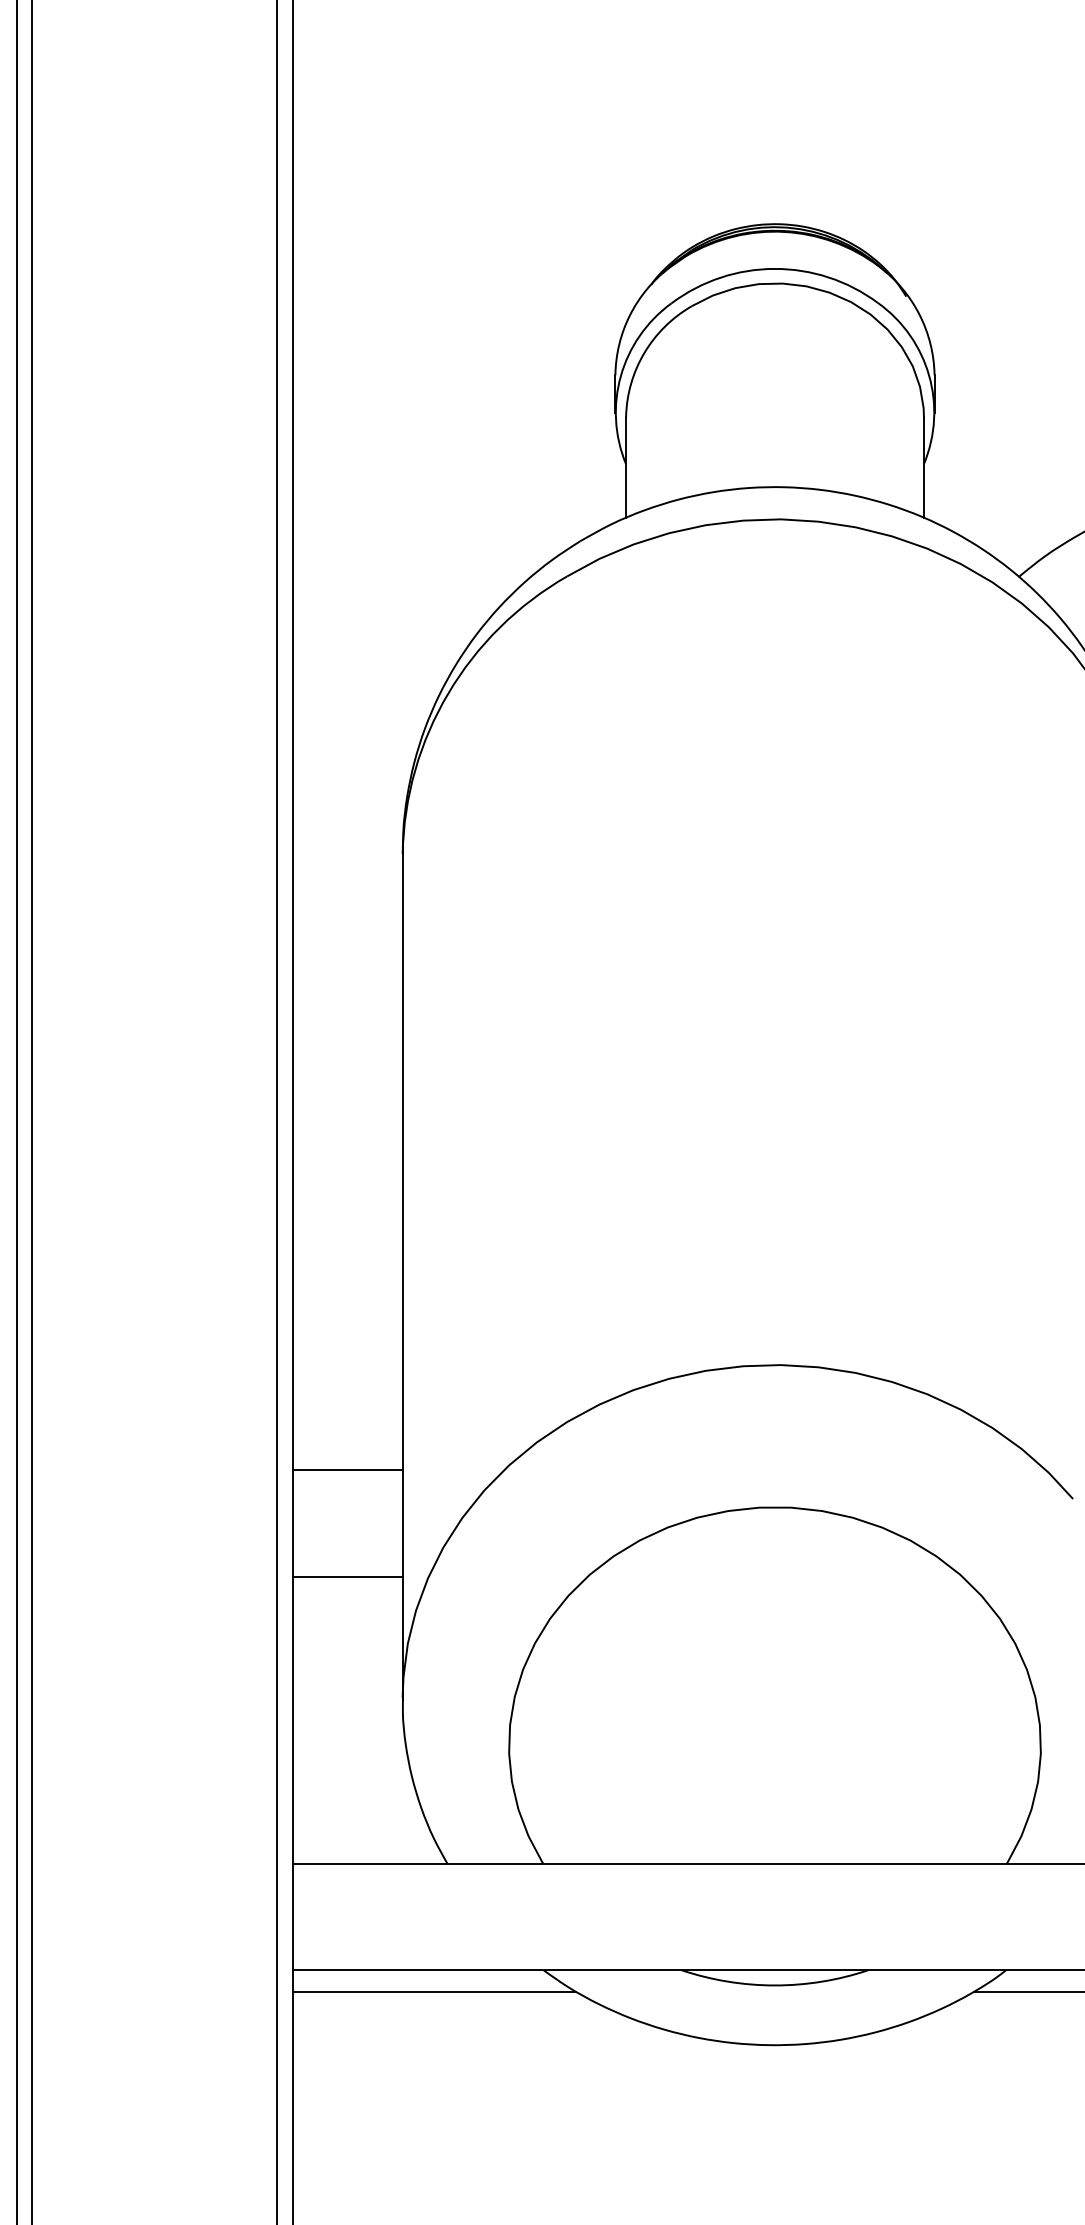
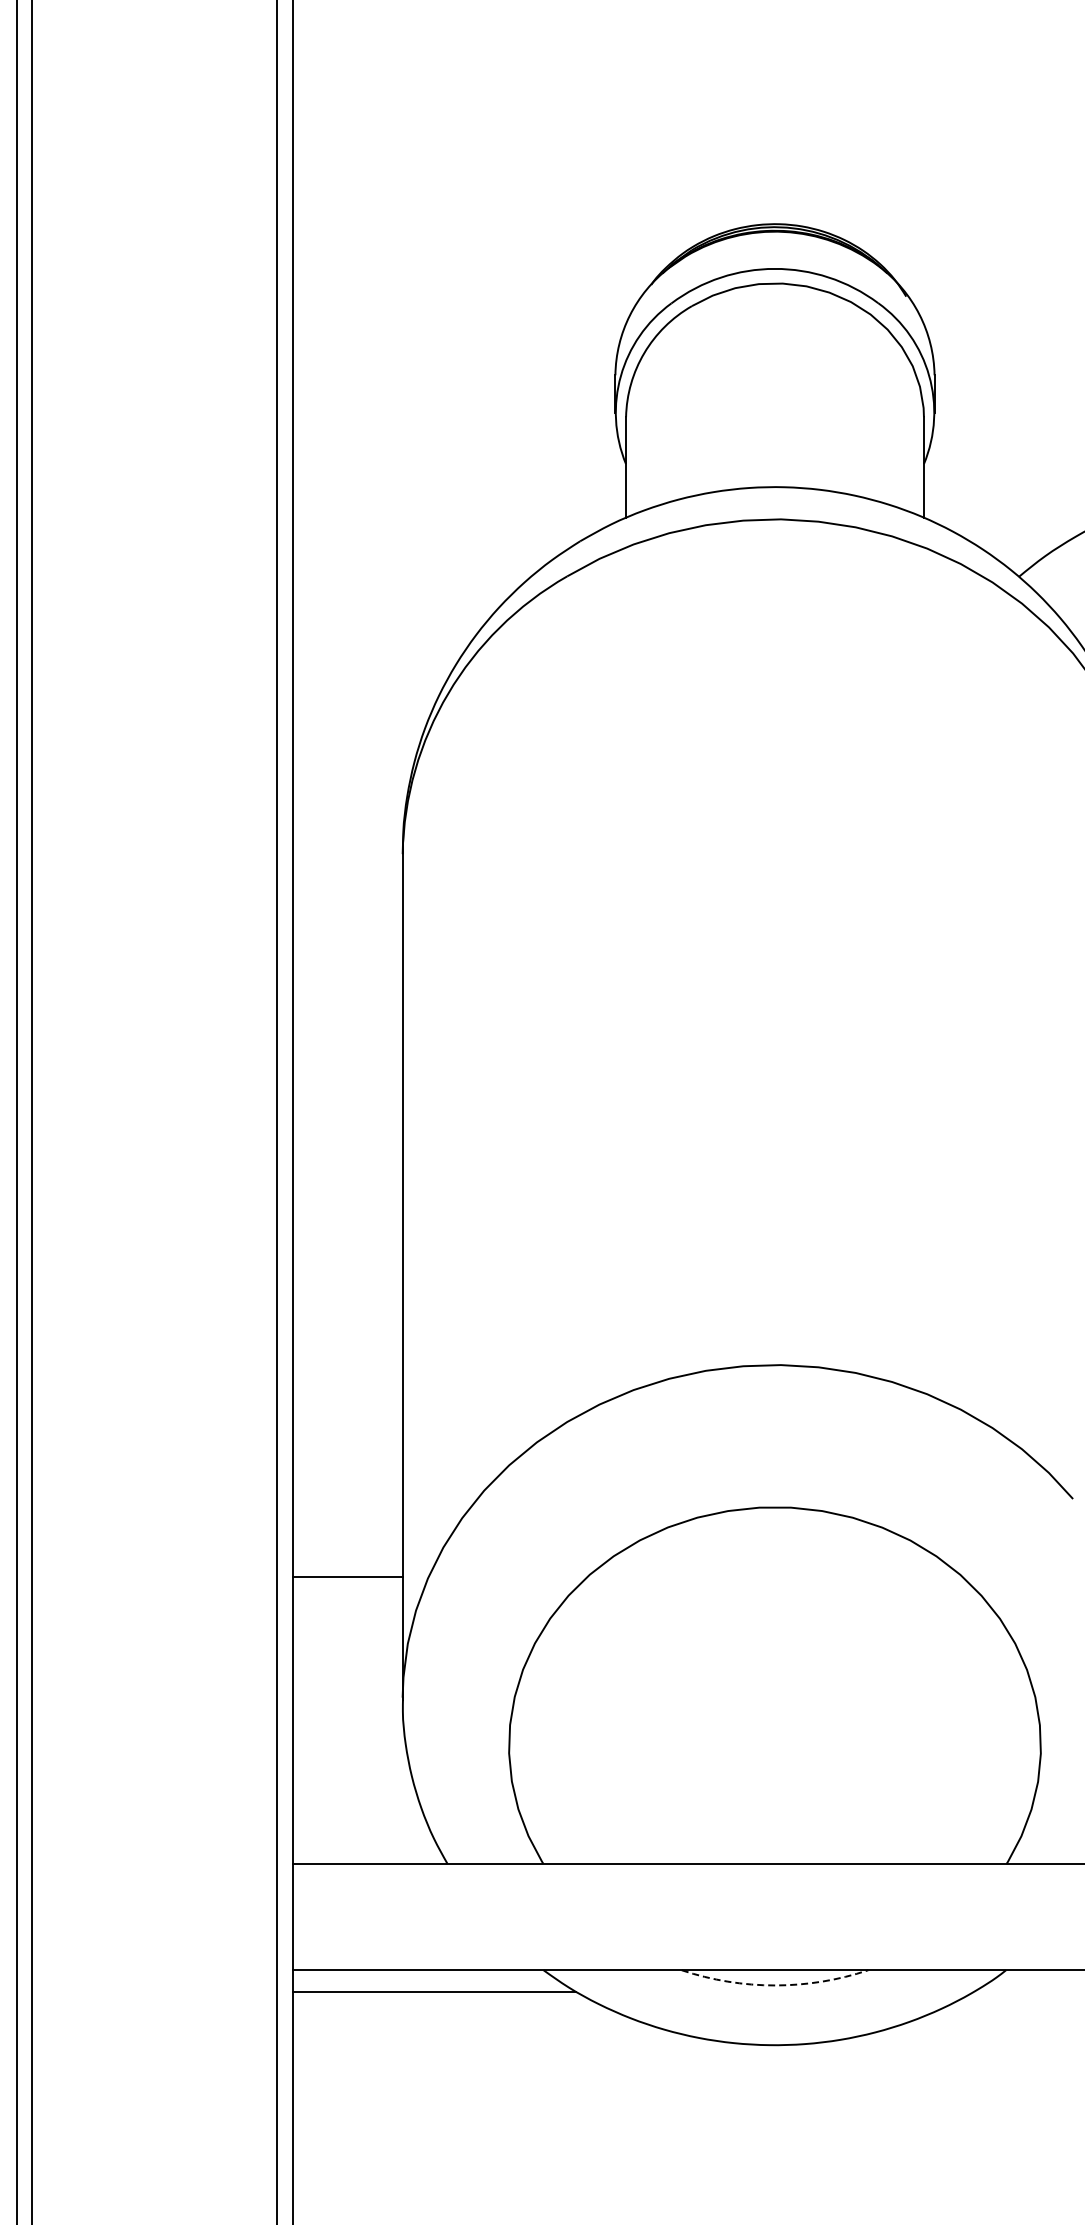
line: present -> none (347, 1470)
arc: solid -> dashed (775, 1985)
line: present -> none (1027, 1991)
